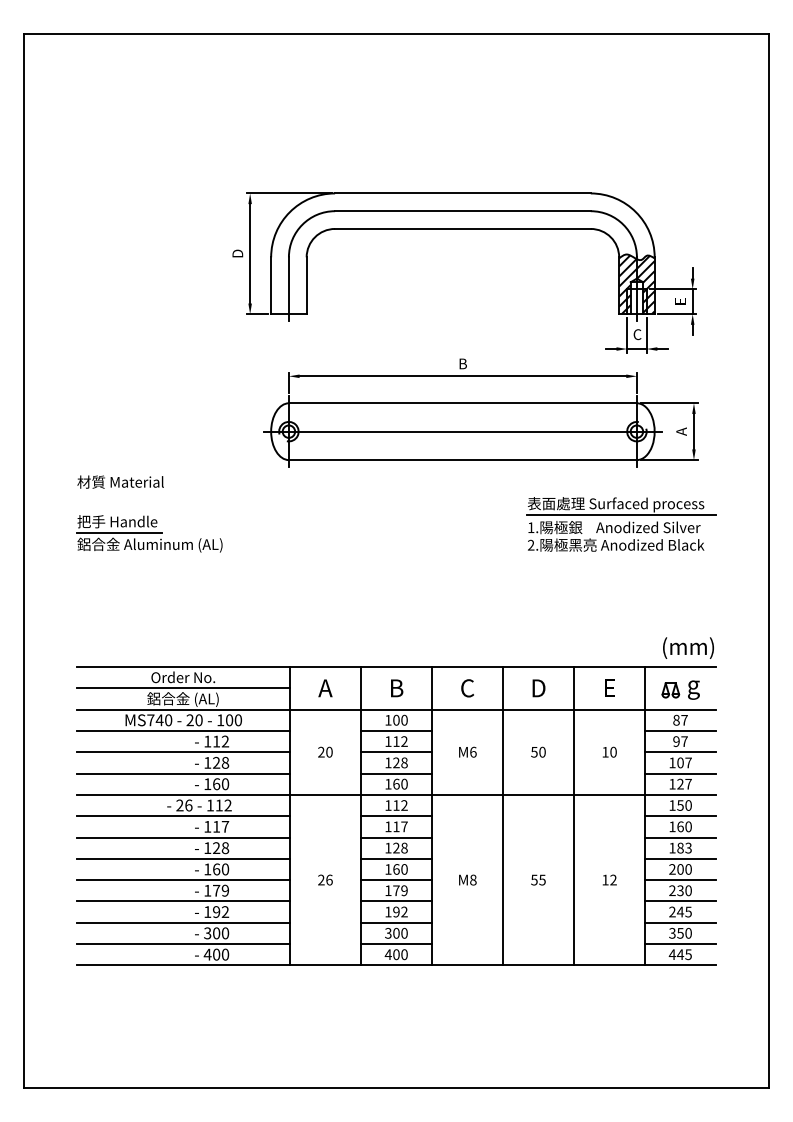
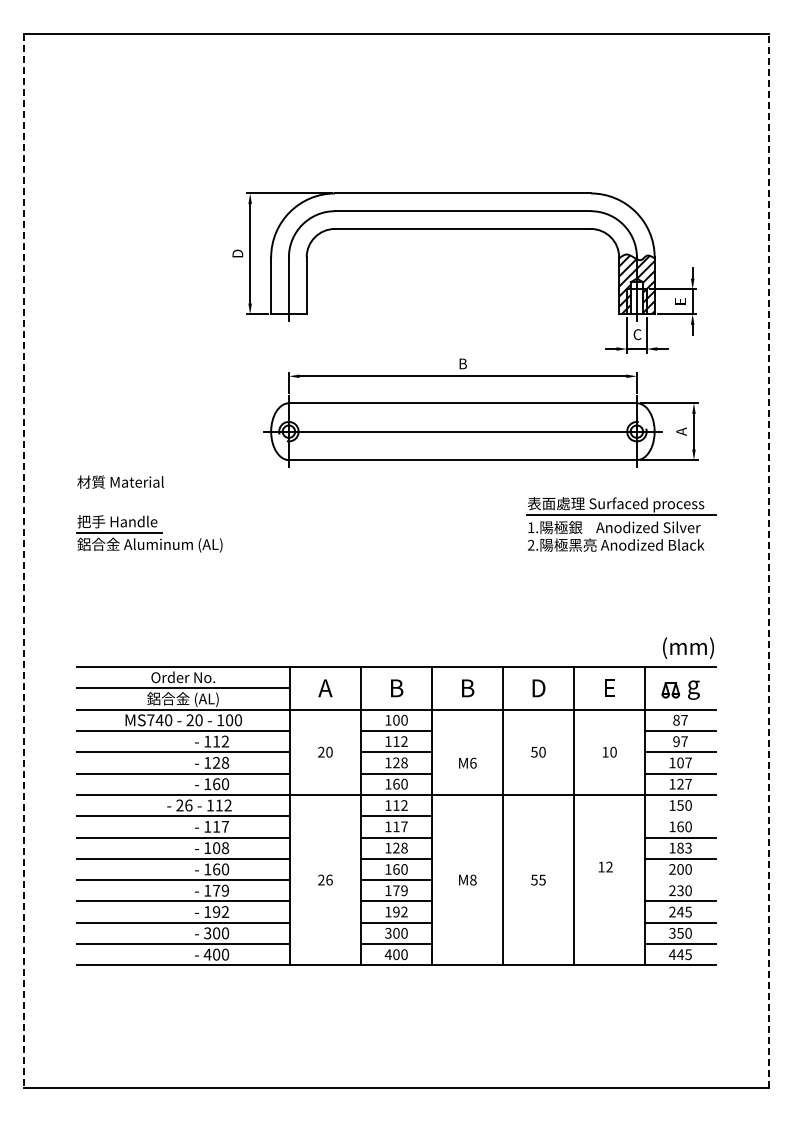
line: solid -> dashed (769, 560)
line: solid -> dashed (23, 561)
text: C -> B (467, 688)
text position: (467, 751) -> (467, 762) (467, 762)
line: present -> none (680, 816)
text: 128 -> 108 (216, 848)
text position: (609, 879) -> (605, 866) (605, 866)
line: present -> none (680, 880)
